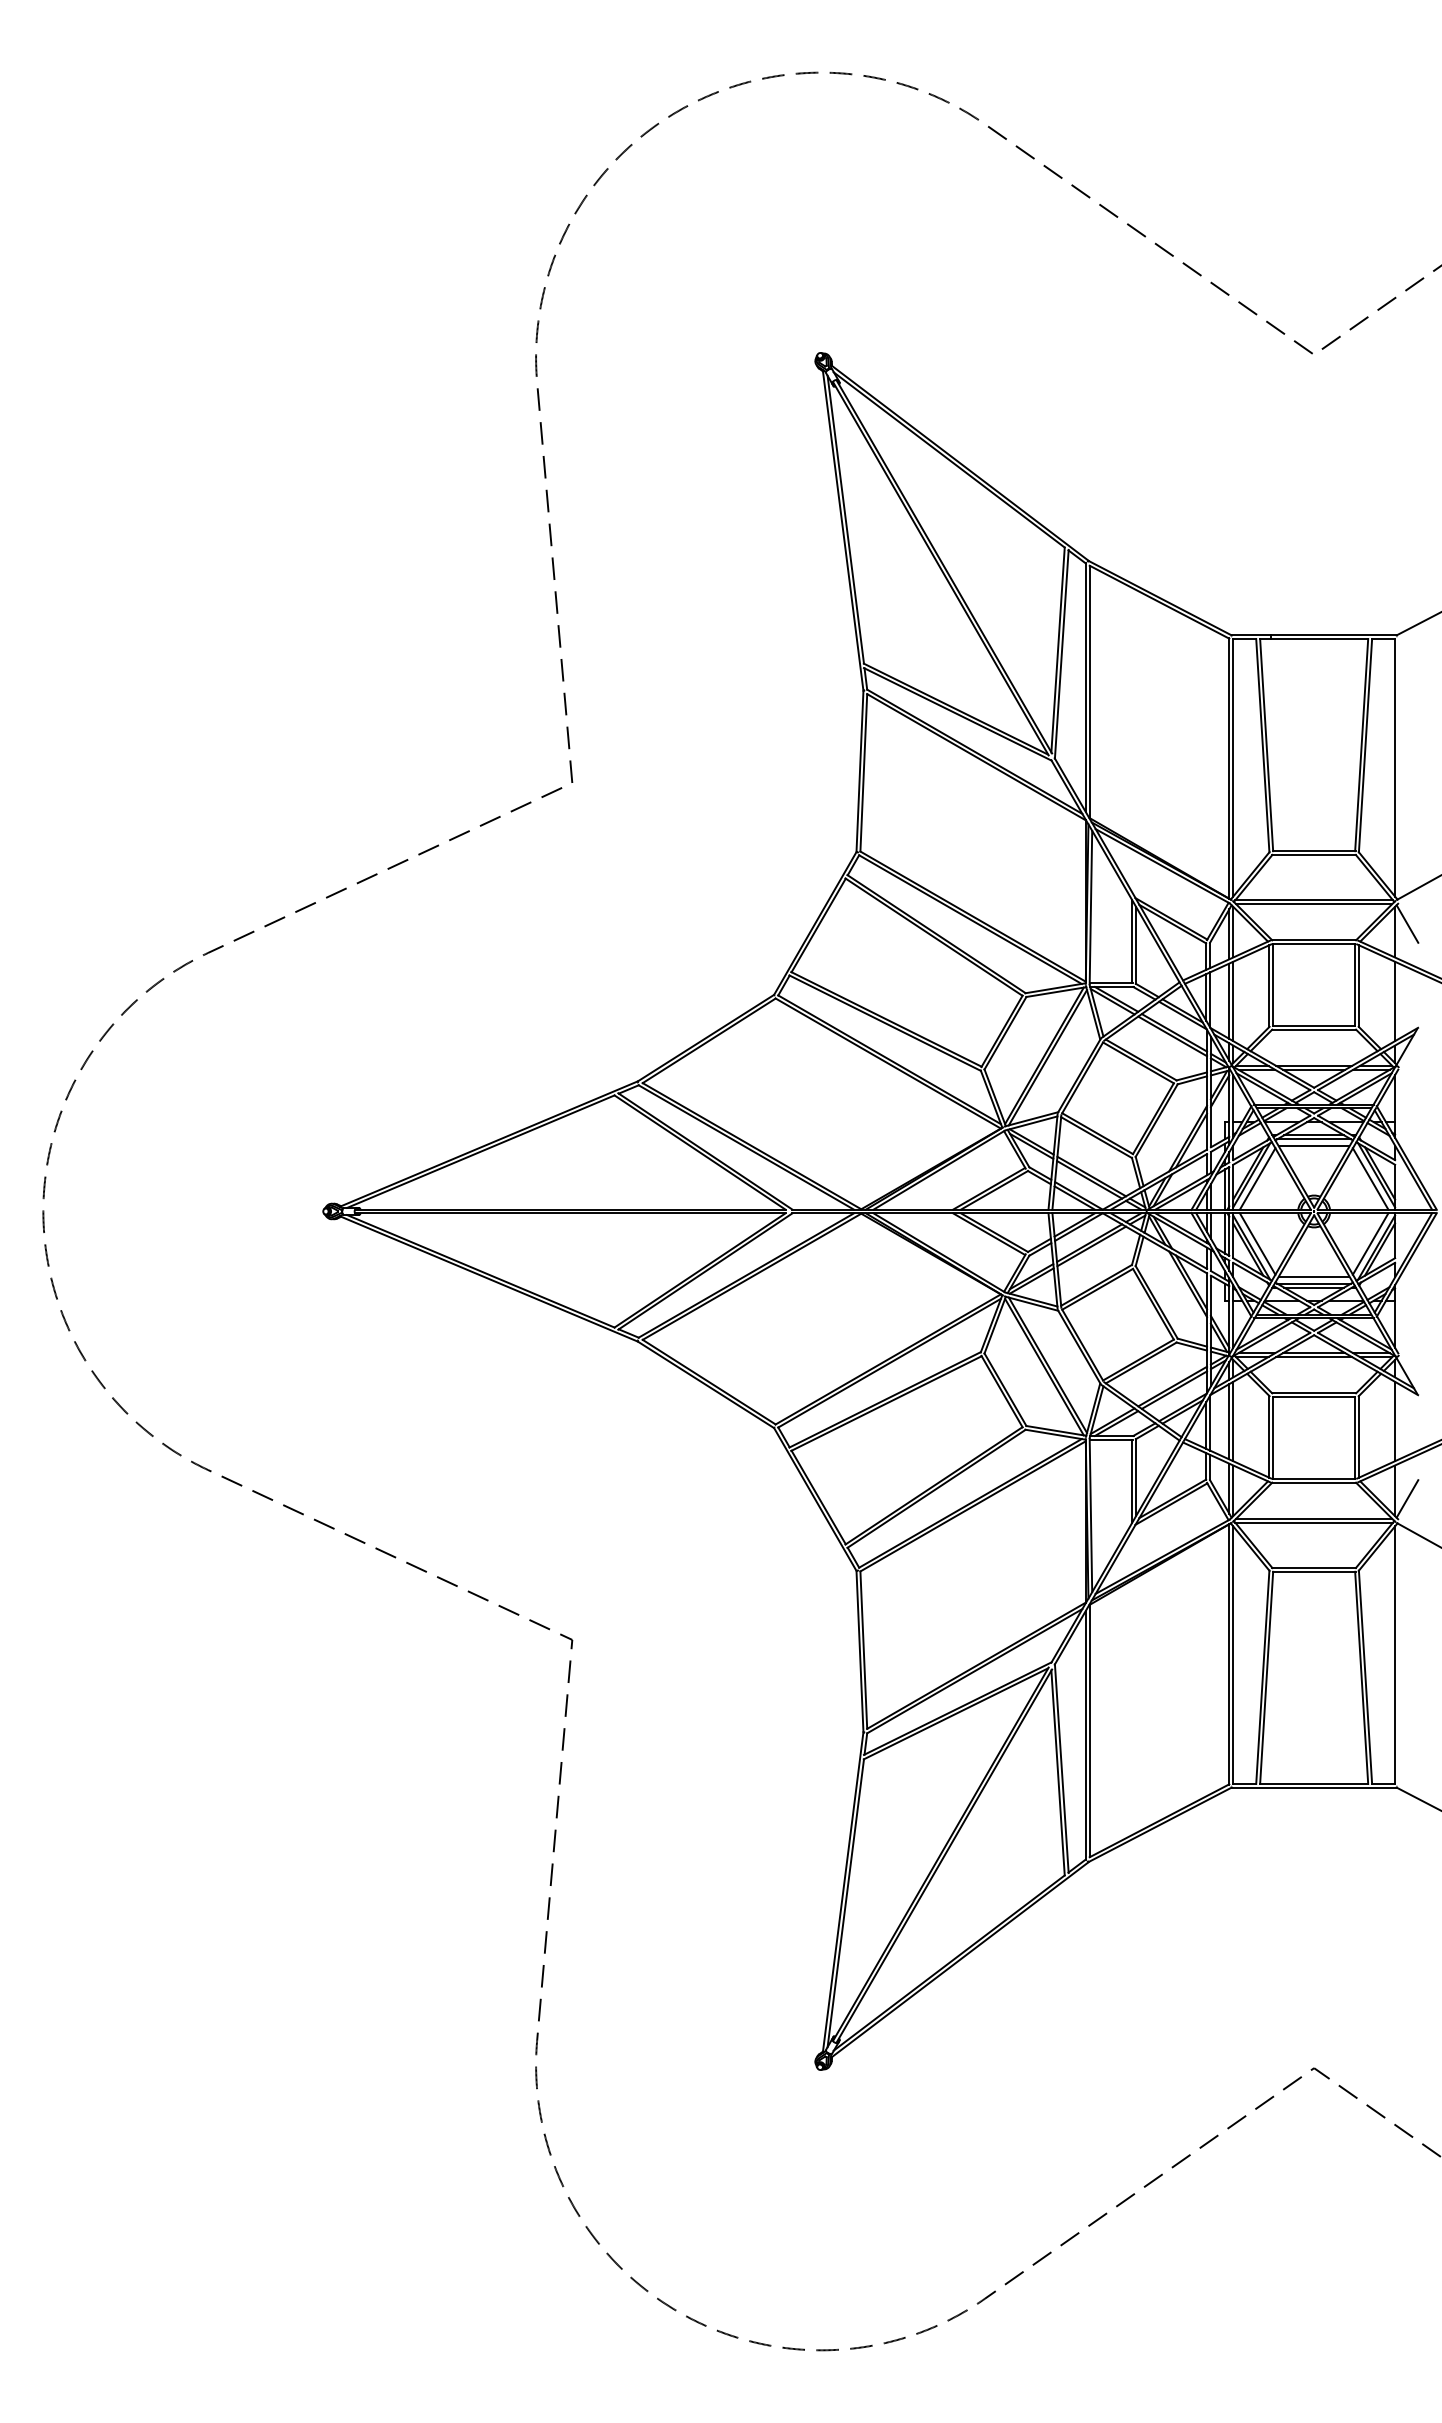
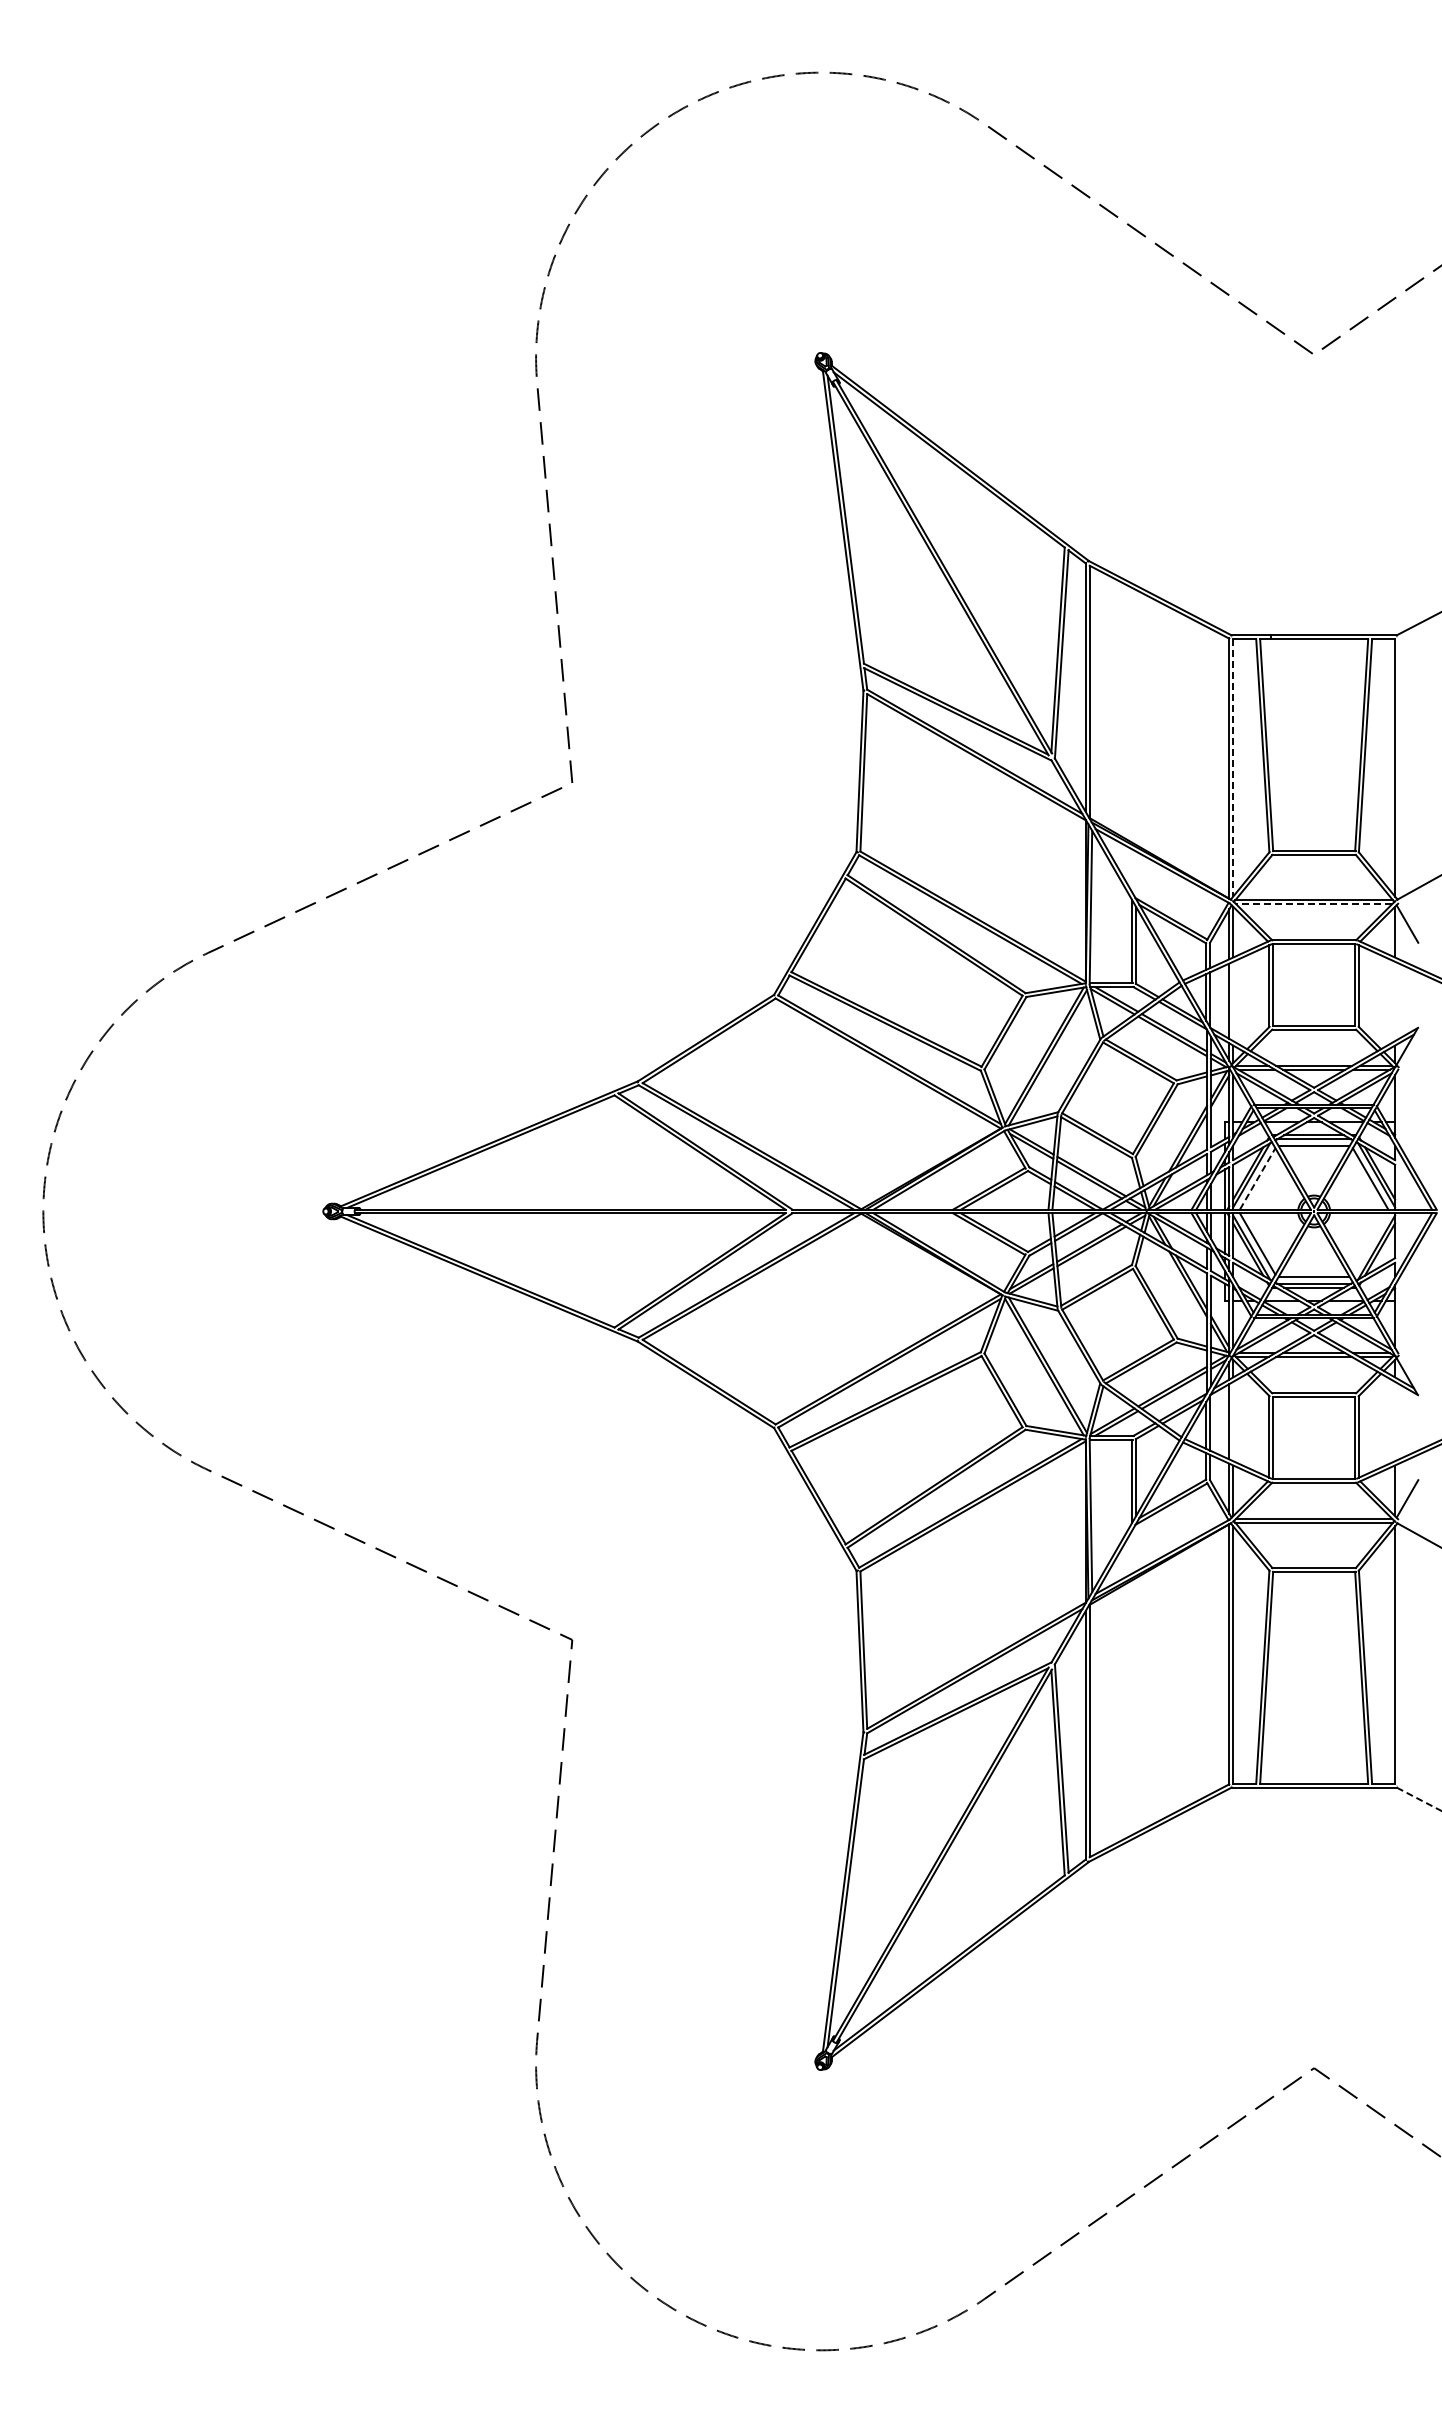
line: solid -> dashed (1233, 768)
line: solid -> dashed (1313, 904)
line: present -> none (1233, 1001)
line: present -> none (1395, 1001)
line: solid -> dashed (1257, 1178)
line: present -> none (1370, 1243)
line: present -> none (1233, 1421)
line: present -> none (1395, 1421)
line: solid -> dashed (1418, 1799)
